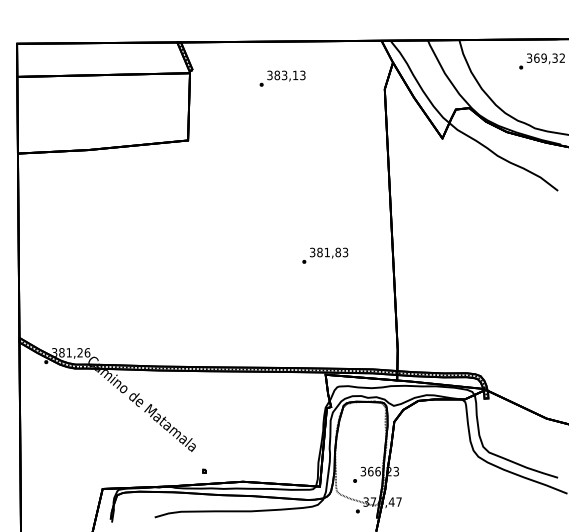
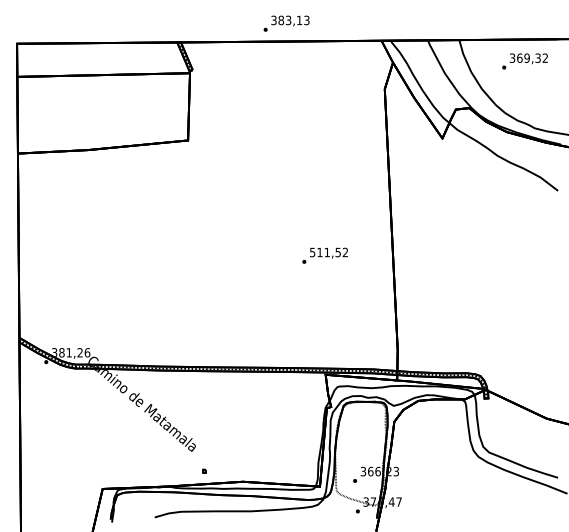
text position: (541, 61) -> (524, 61) (524, 61)
text position: (282, 78) -> (286, 23) (286, 23)
text: 381,83 -> 511,52 (329, 252)
